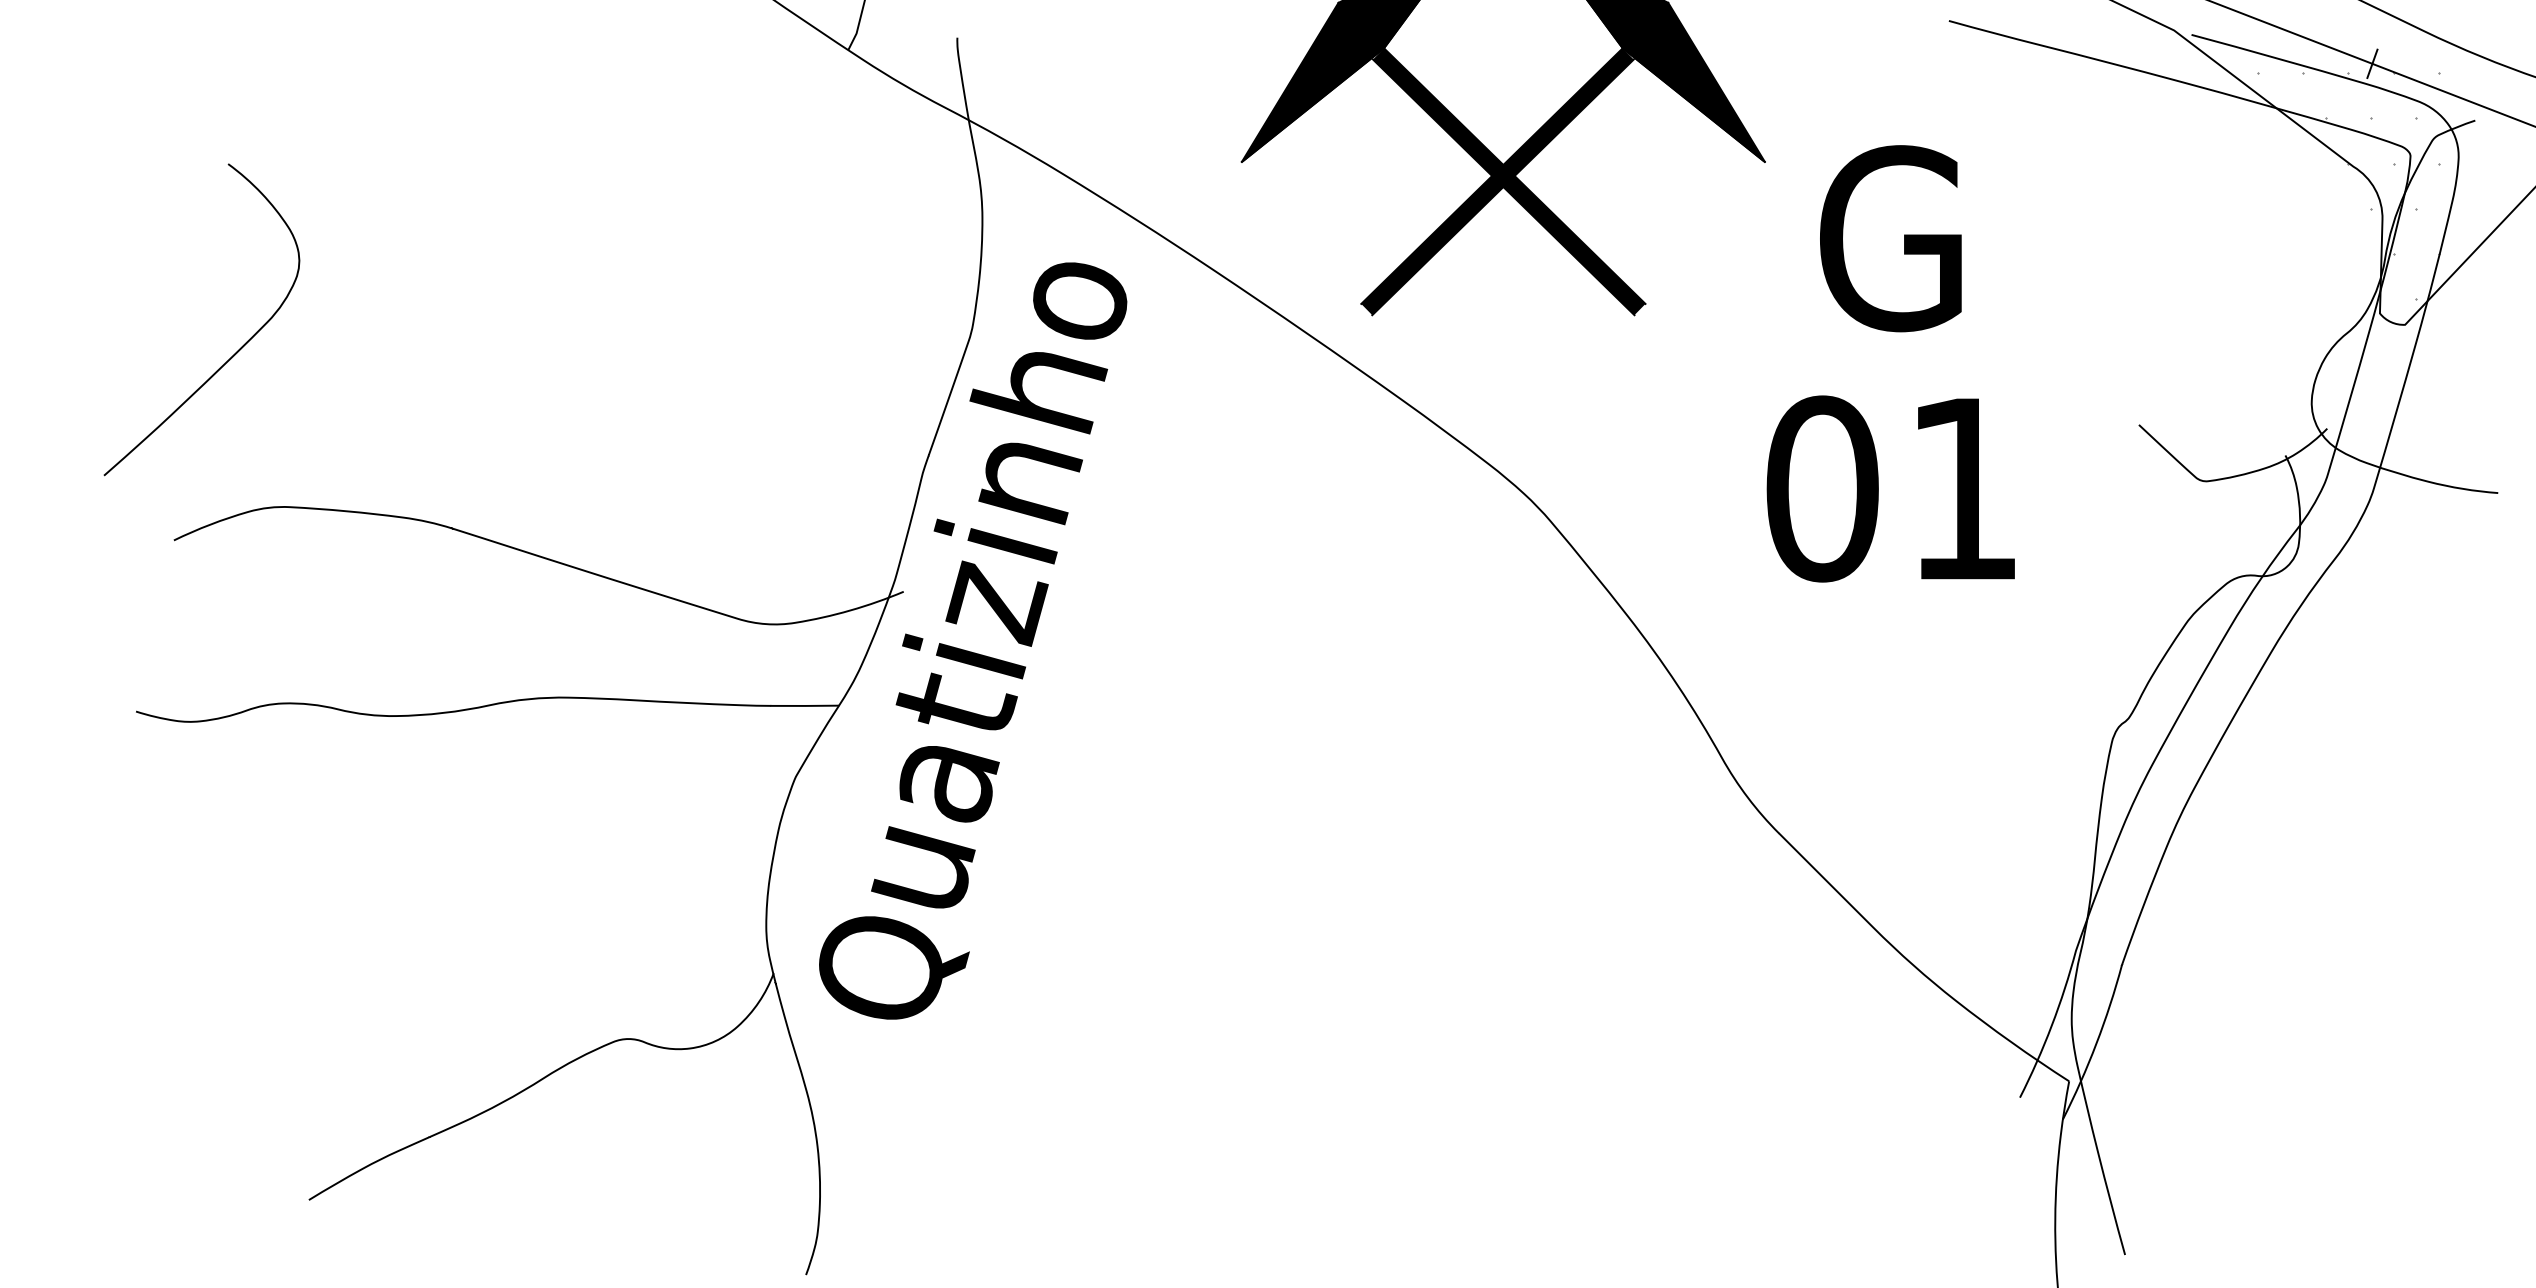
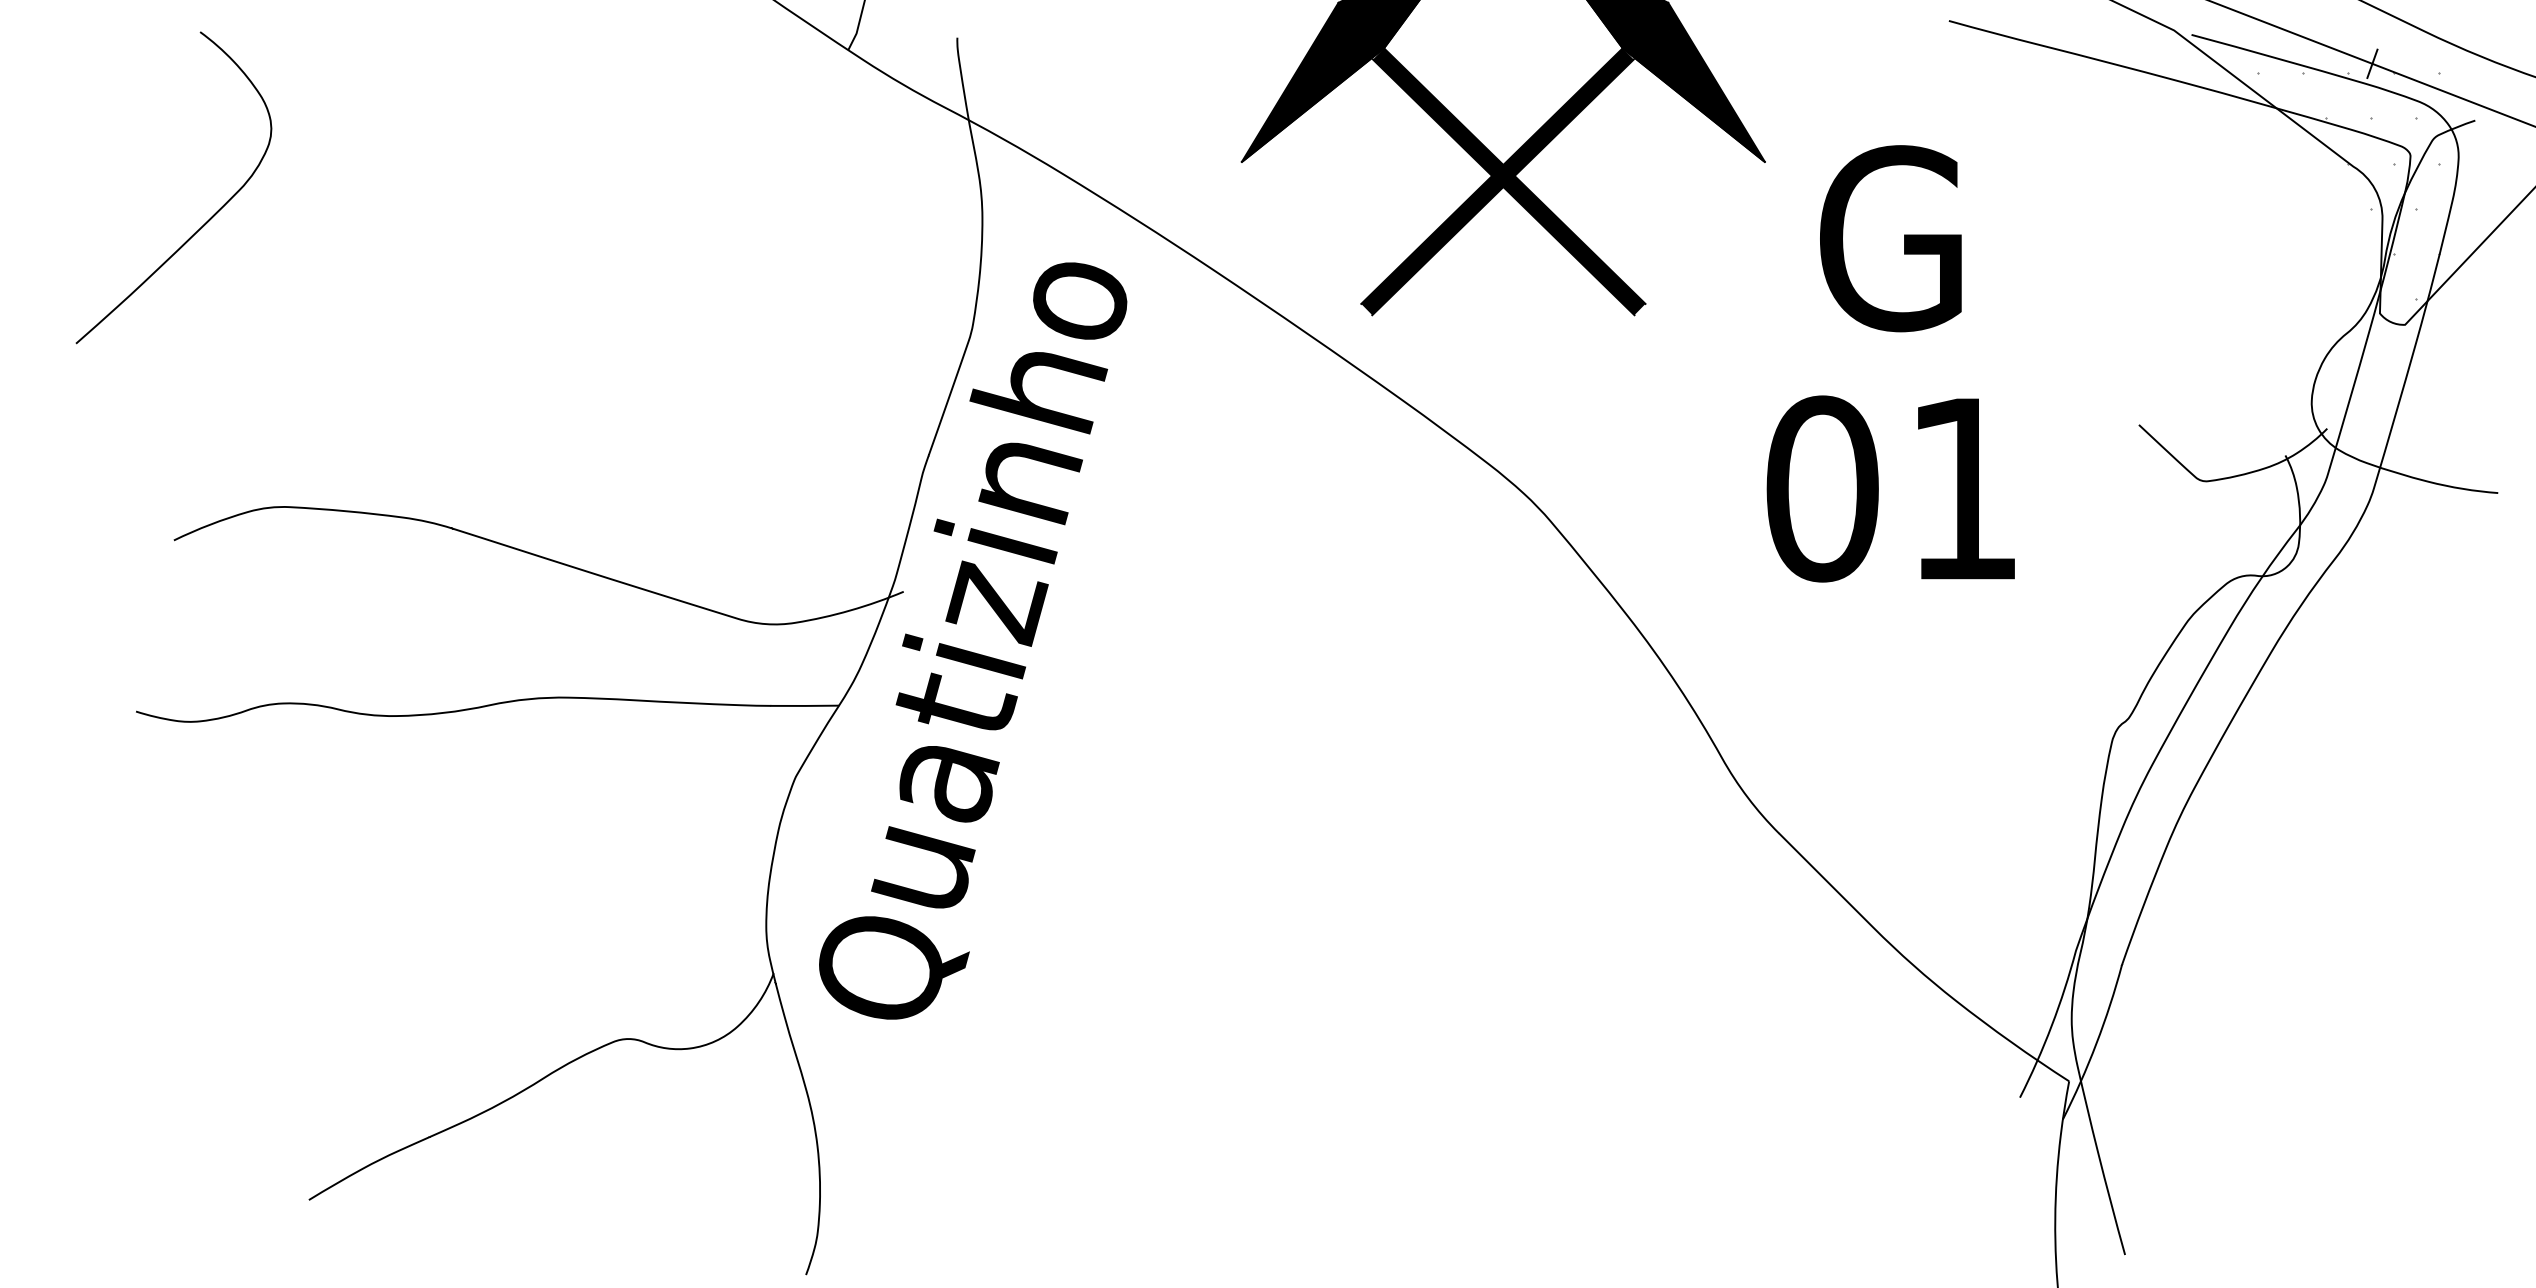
curve position: (235, 352) -> (207, 220) (207, 220)
